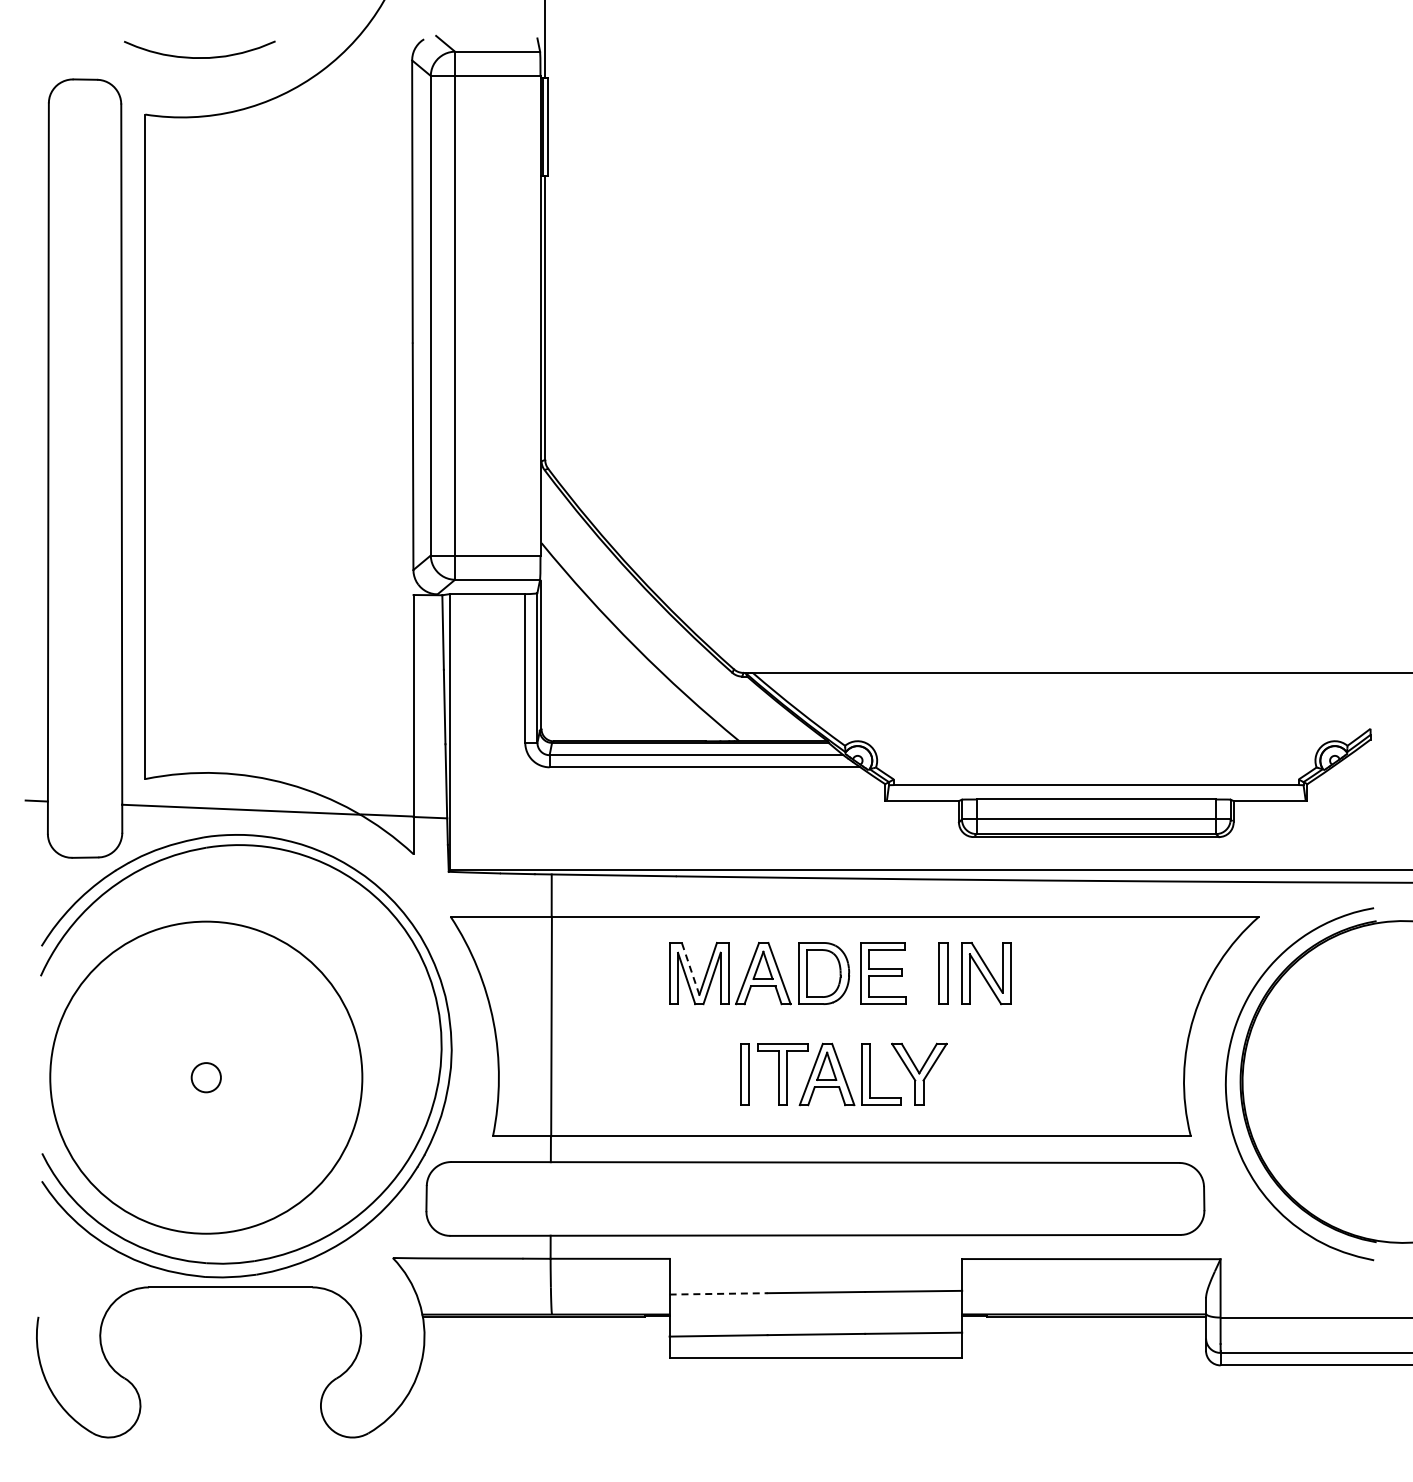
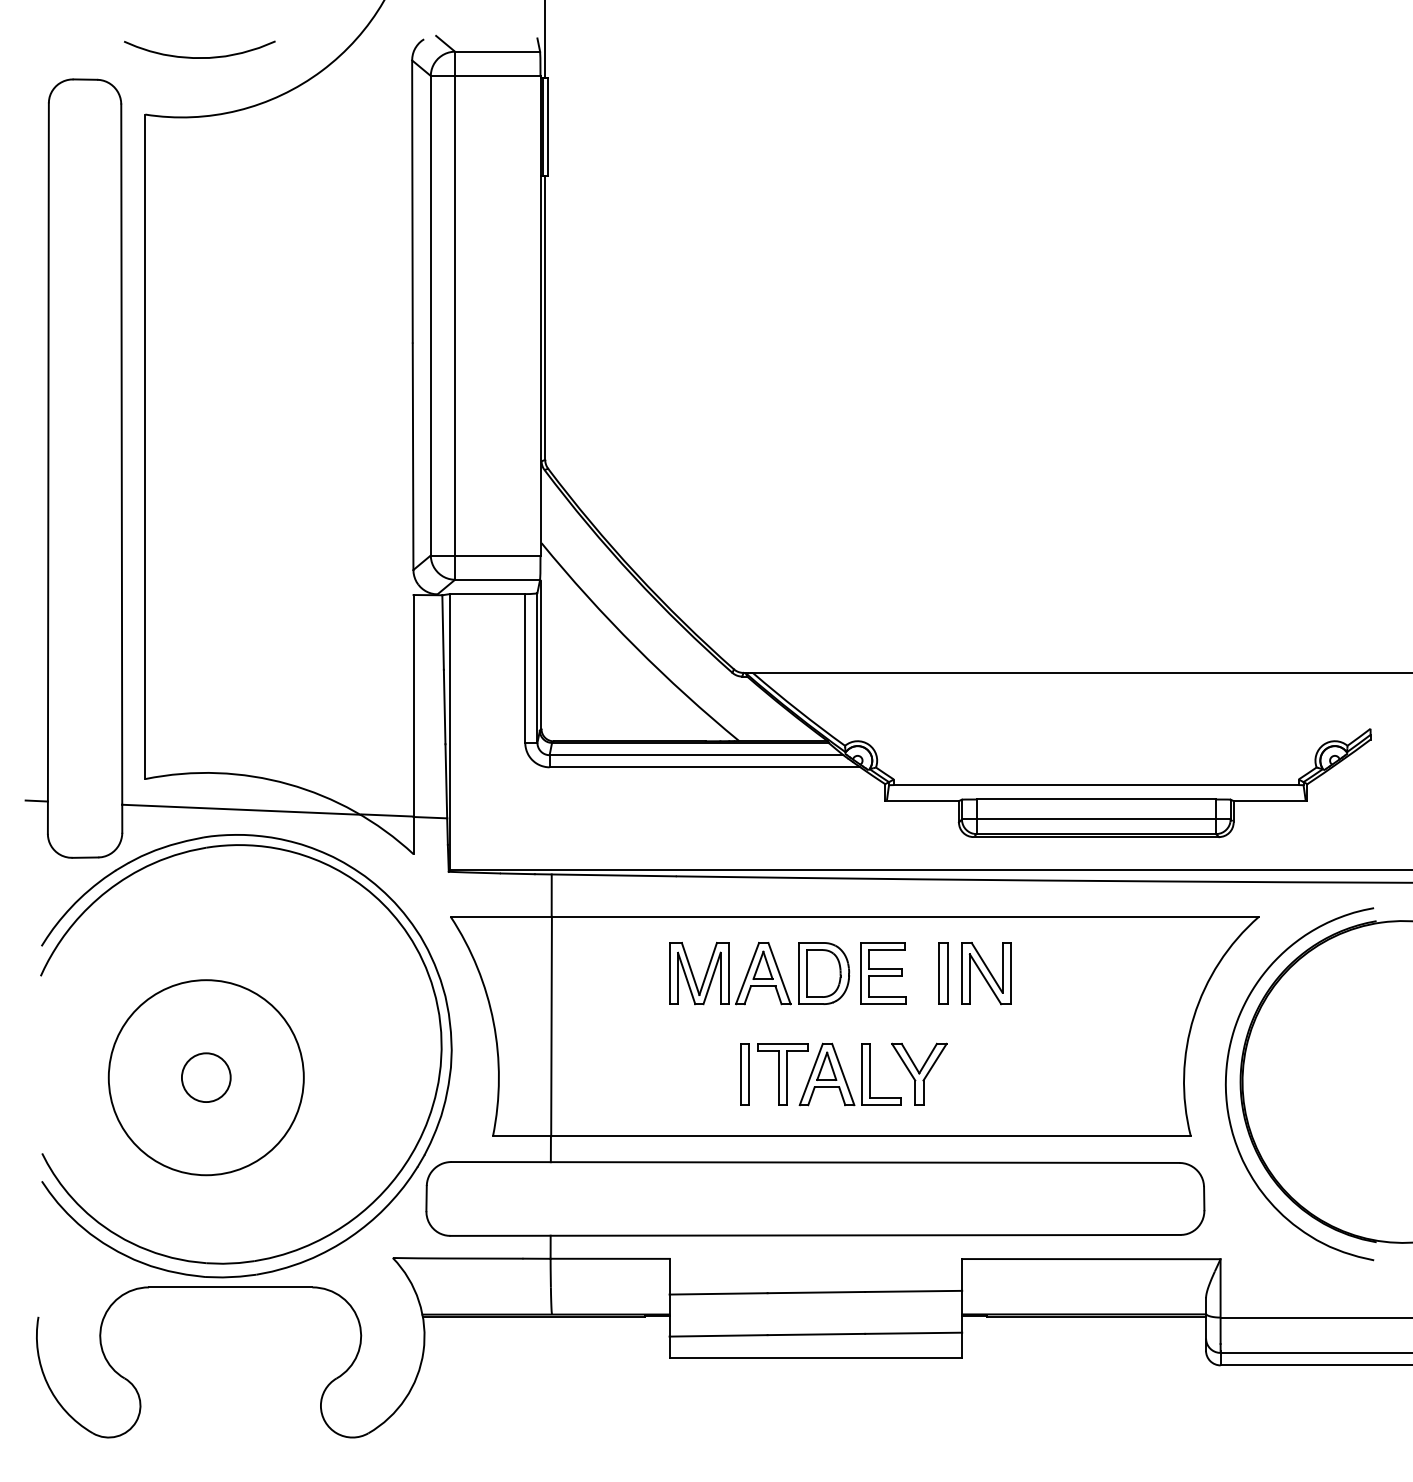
line: dashed -> solid (690, 968)
circle diameter: 29 px -> 49 px (205, 1077)
circle diameter: 312 px -> 195 px (205, 1077)
line: dashed -> solid (719, 1293)
